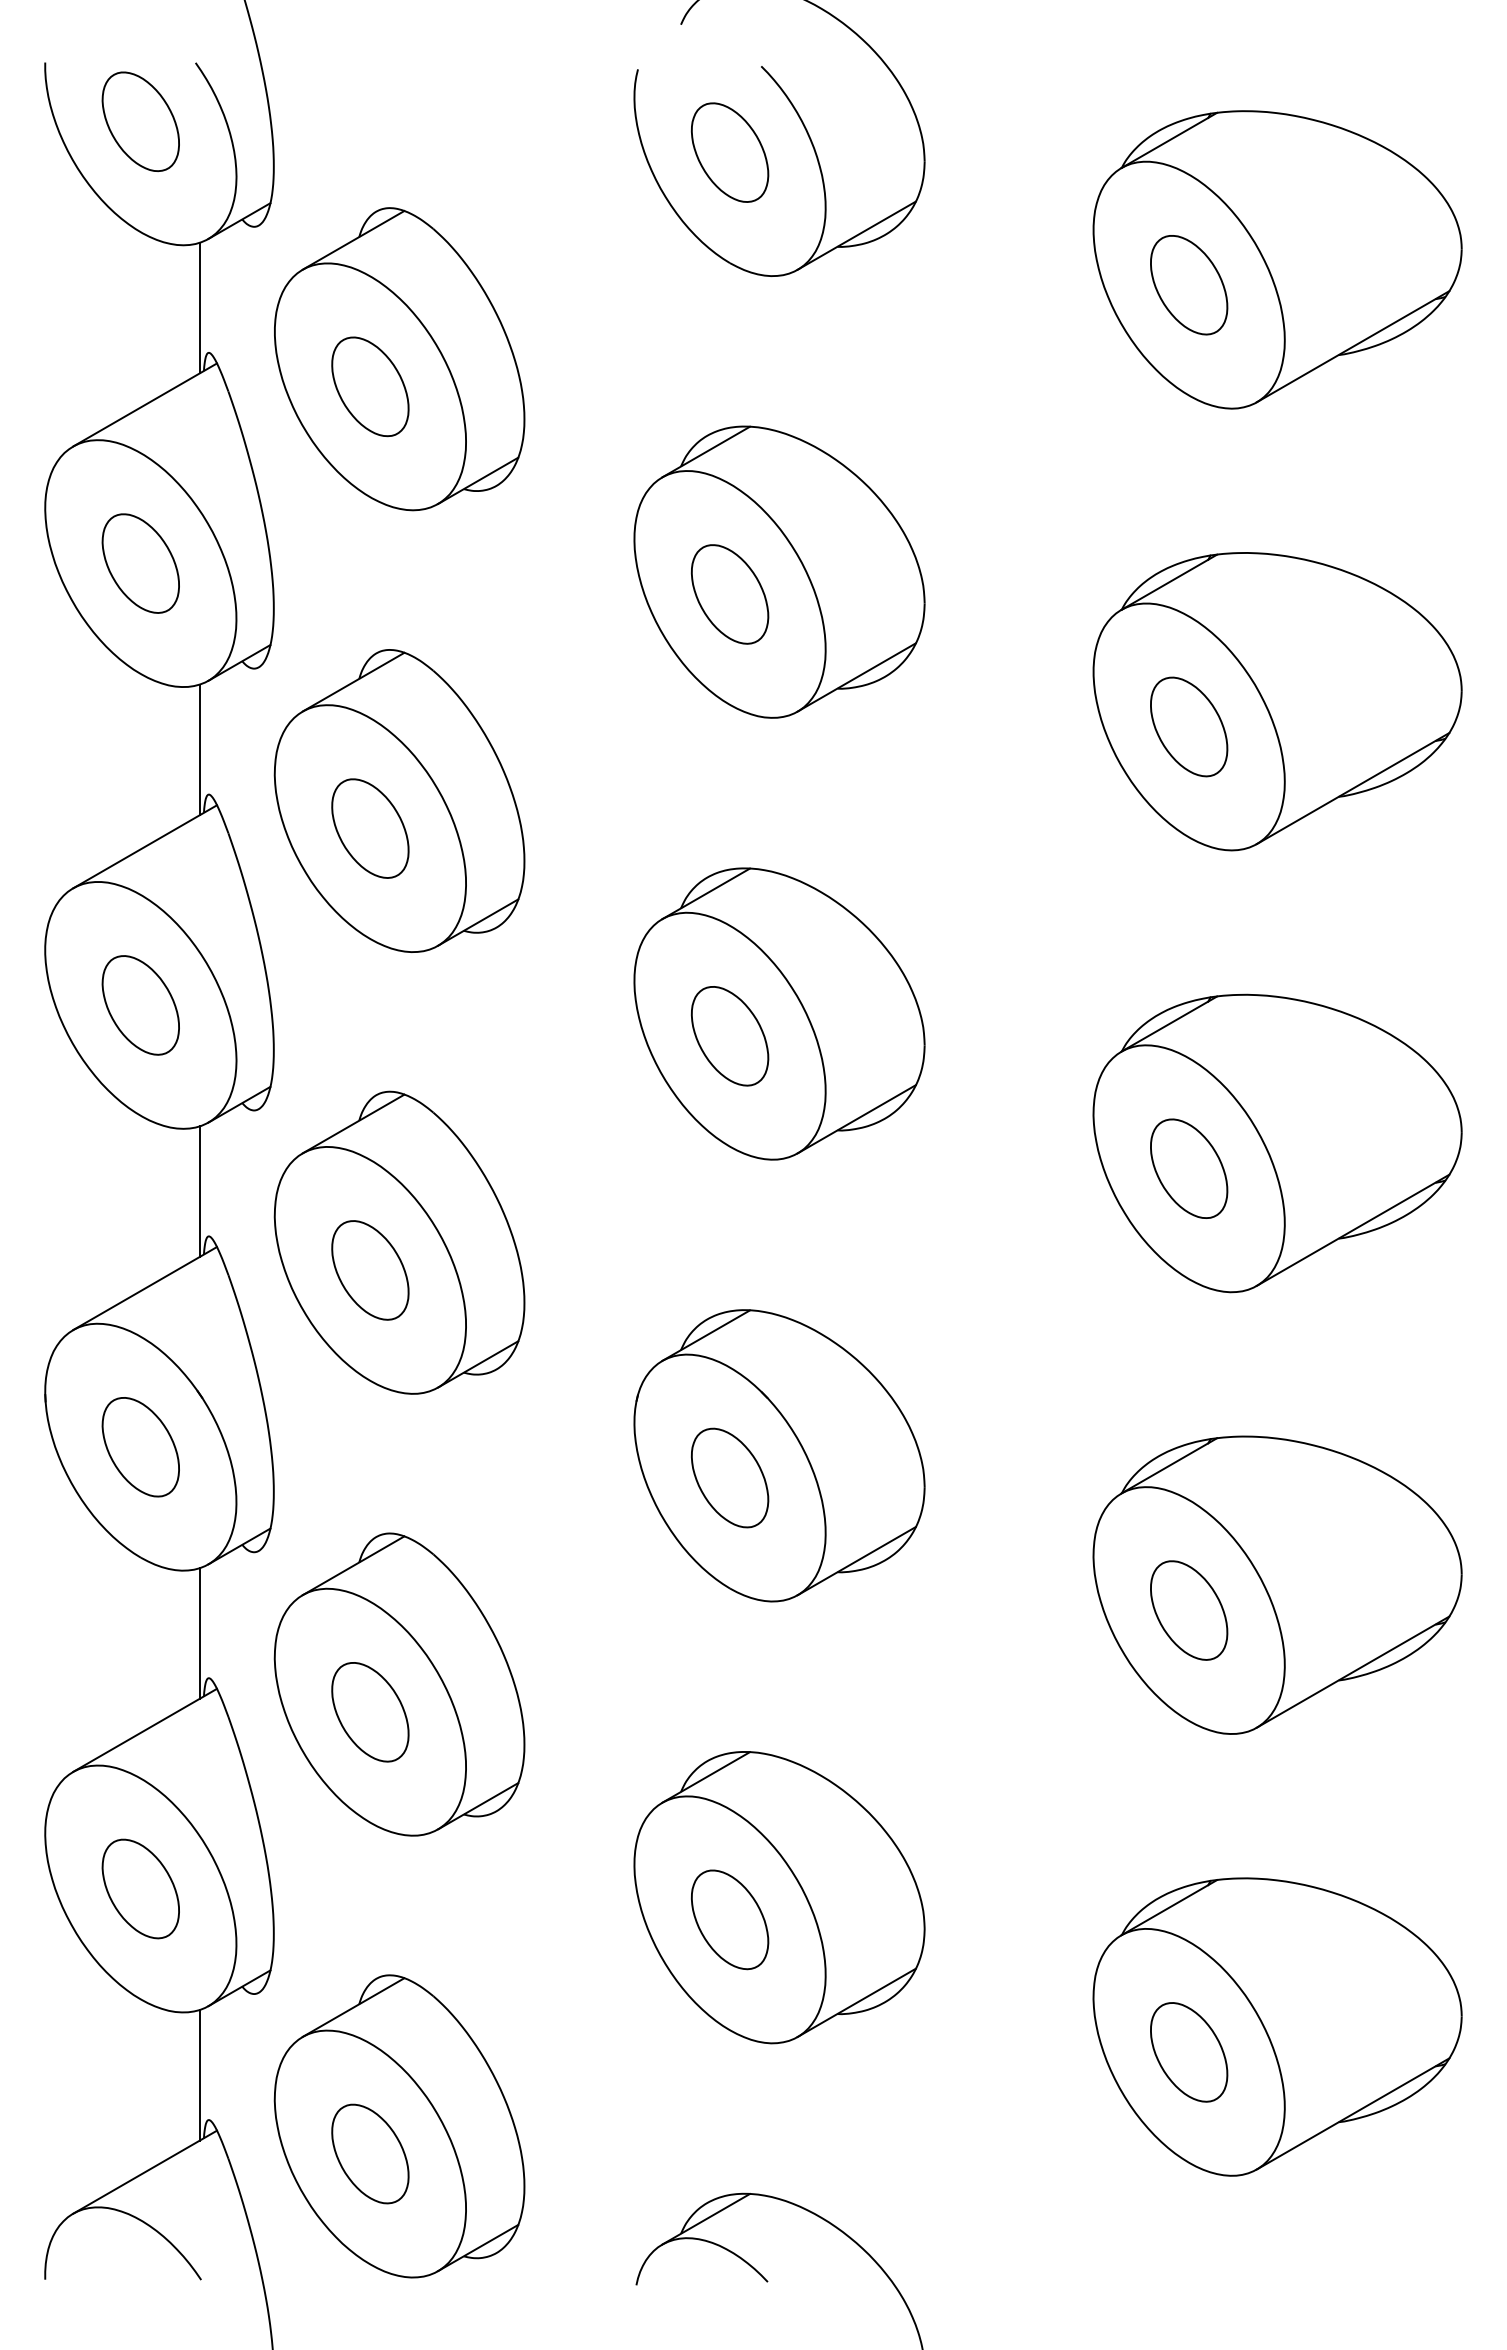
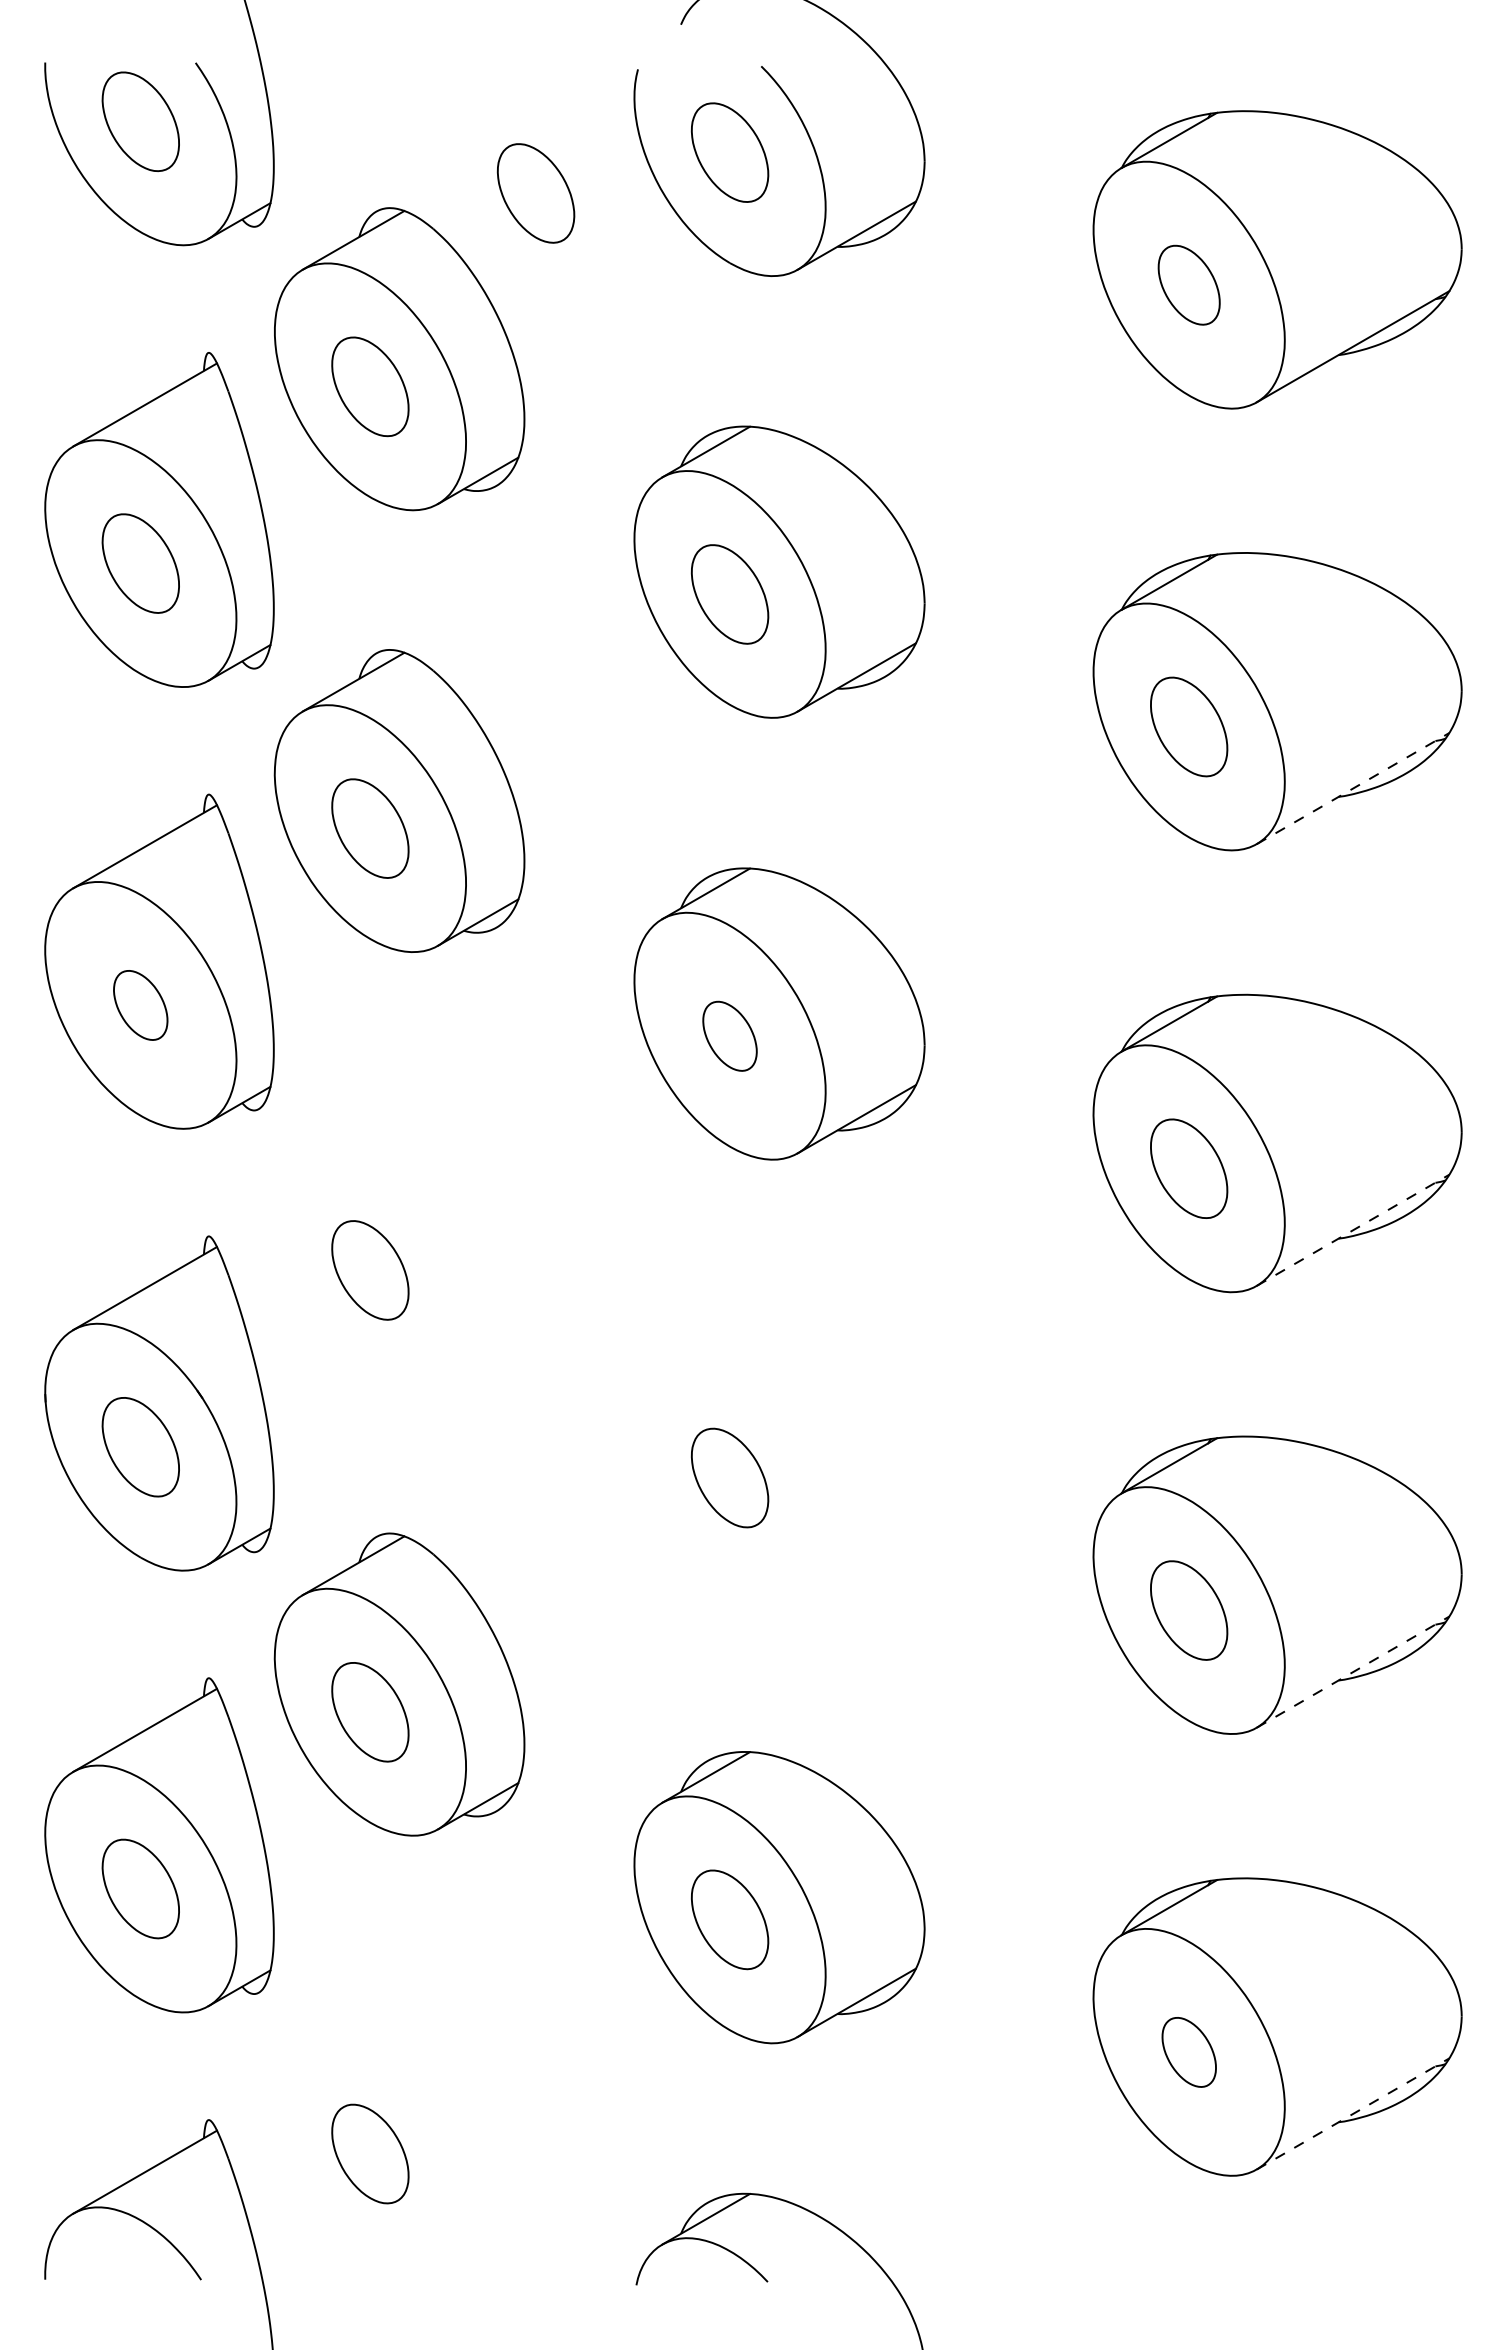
part: none -> present (535, 193)
part size: 79x101 px -> 64x82 px (1188, 284)
line: present -> none (199, 307)
line: present -> none (199, 749)
line: solid -> dashed (1353, 788)
part size: 79x101 px -> 56x71 px (140, 1005)
part size: 80x101 px -> 56x72 px (729, 1035)
line: present -> none (199, 1191)
line: solid -> dashed (1353, 1230)
part: present -> none (399, 1242)
part: present -> none (779, 1455)
line: present -> none (199, 1633)
line: solid -> dashed (1353, 1671)
part size: 79x101 px -> 56x71 px (1188, 2052)
line: present -> none (199, 2074)
line: solid -> dashed (1353, 2113)
part: present -> none (399, 2126)
